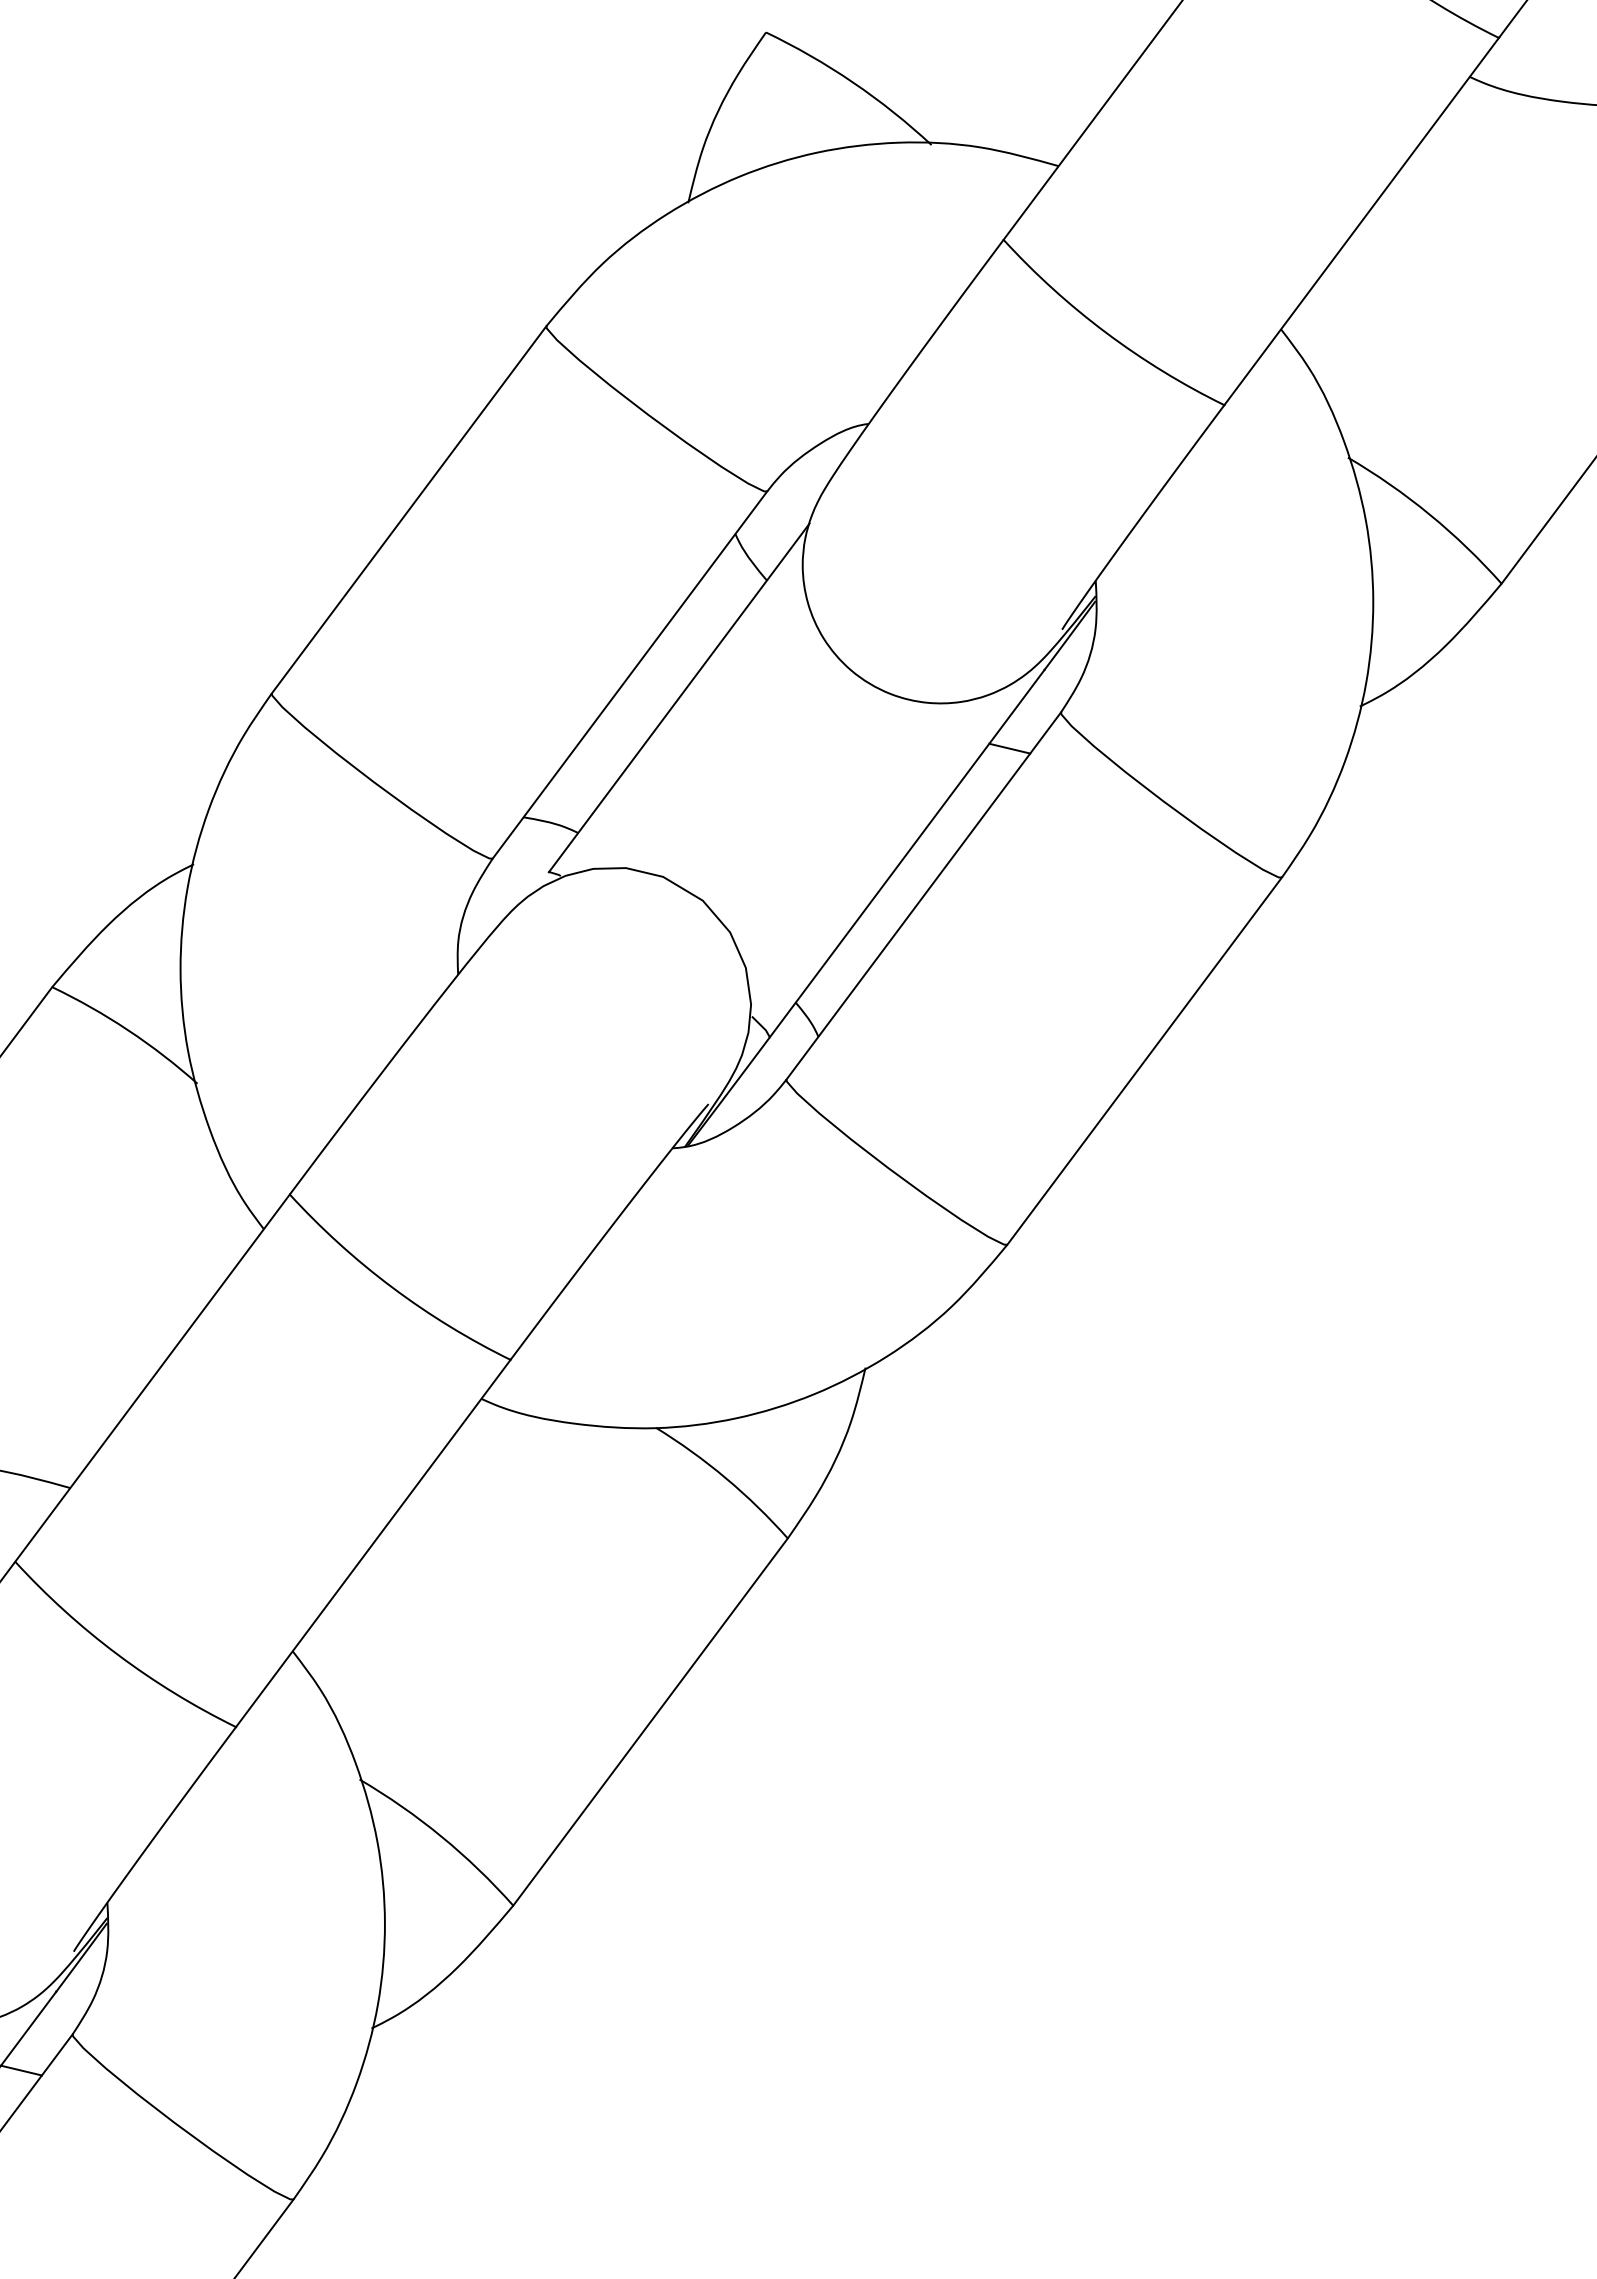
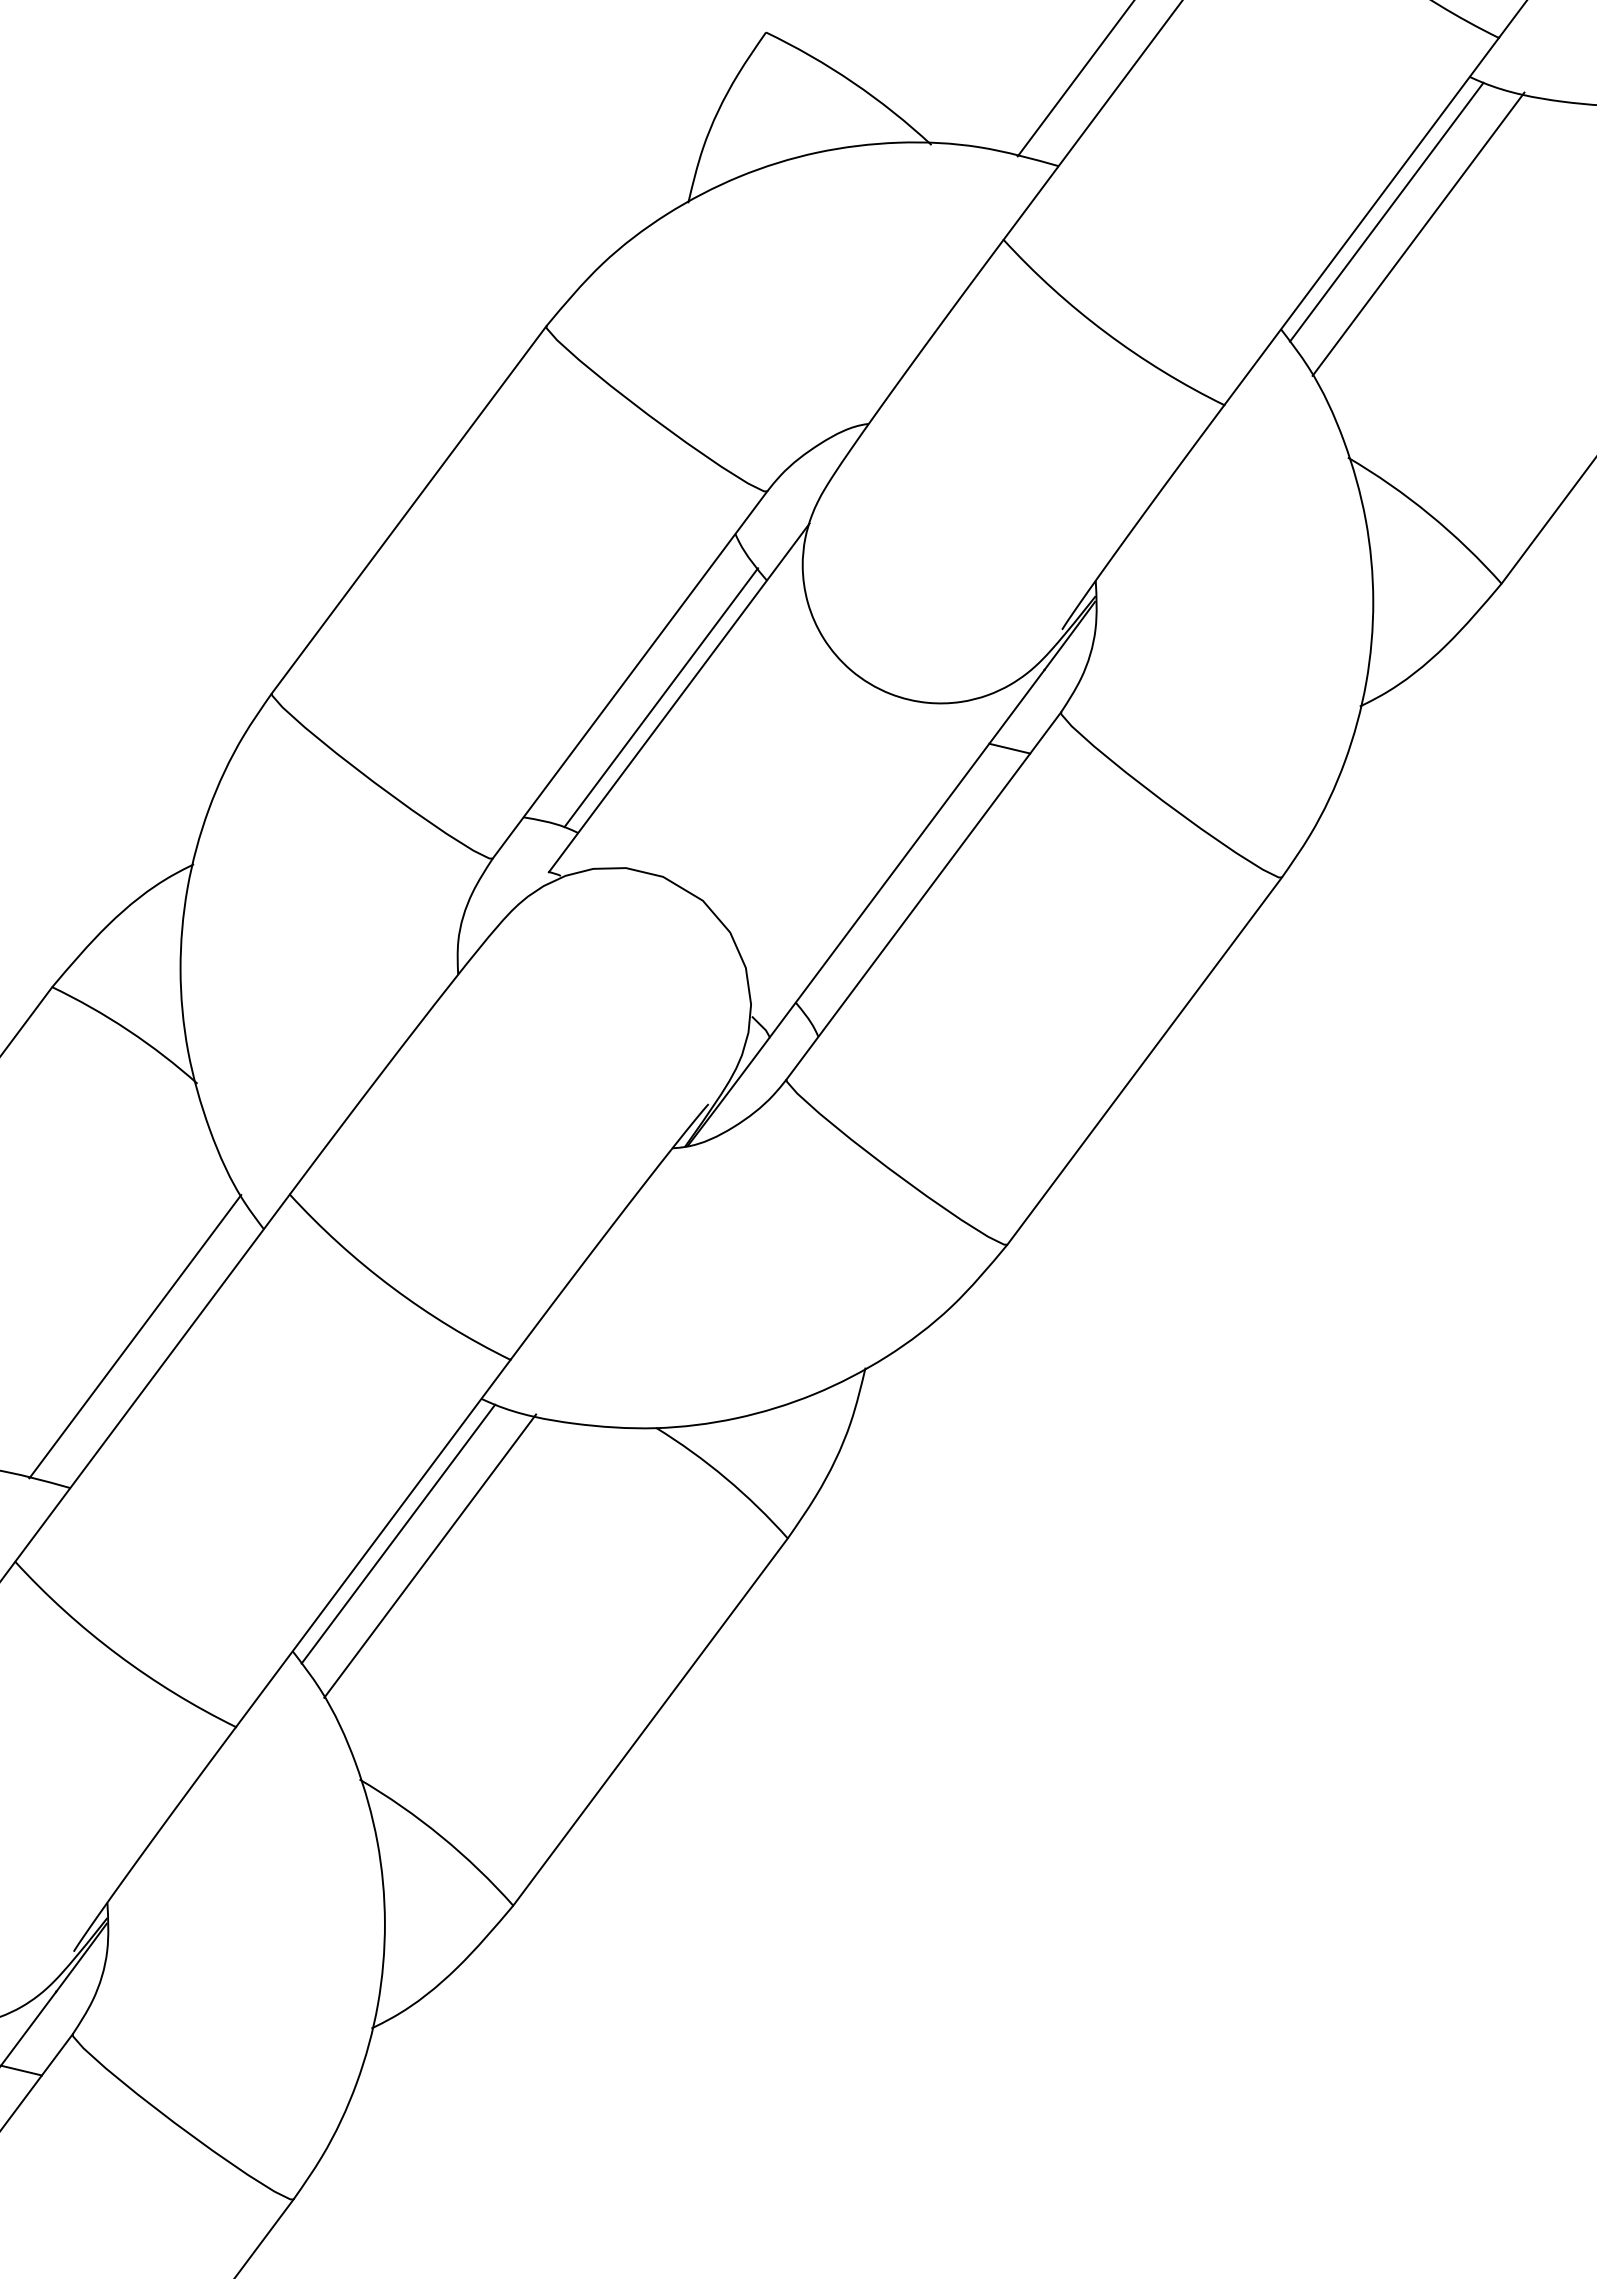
line: none -> present (1074, 79)
line: none -> present (1386, 211)
line: none -> present (1418, 233)
line: none -> present (661, 697)
line: none -> present (135, 1336)
line: none -> present (398, 1533)
line: none -> present (430, 1555)
